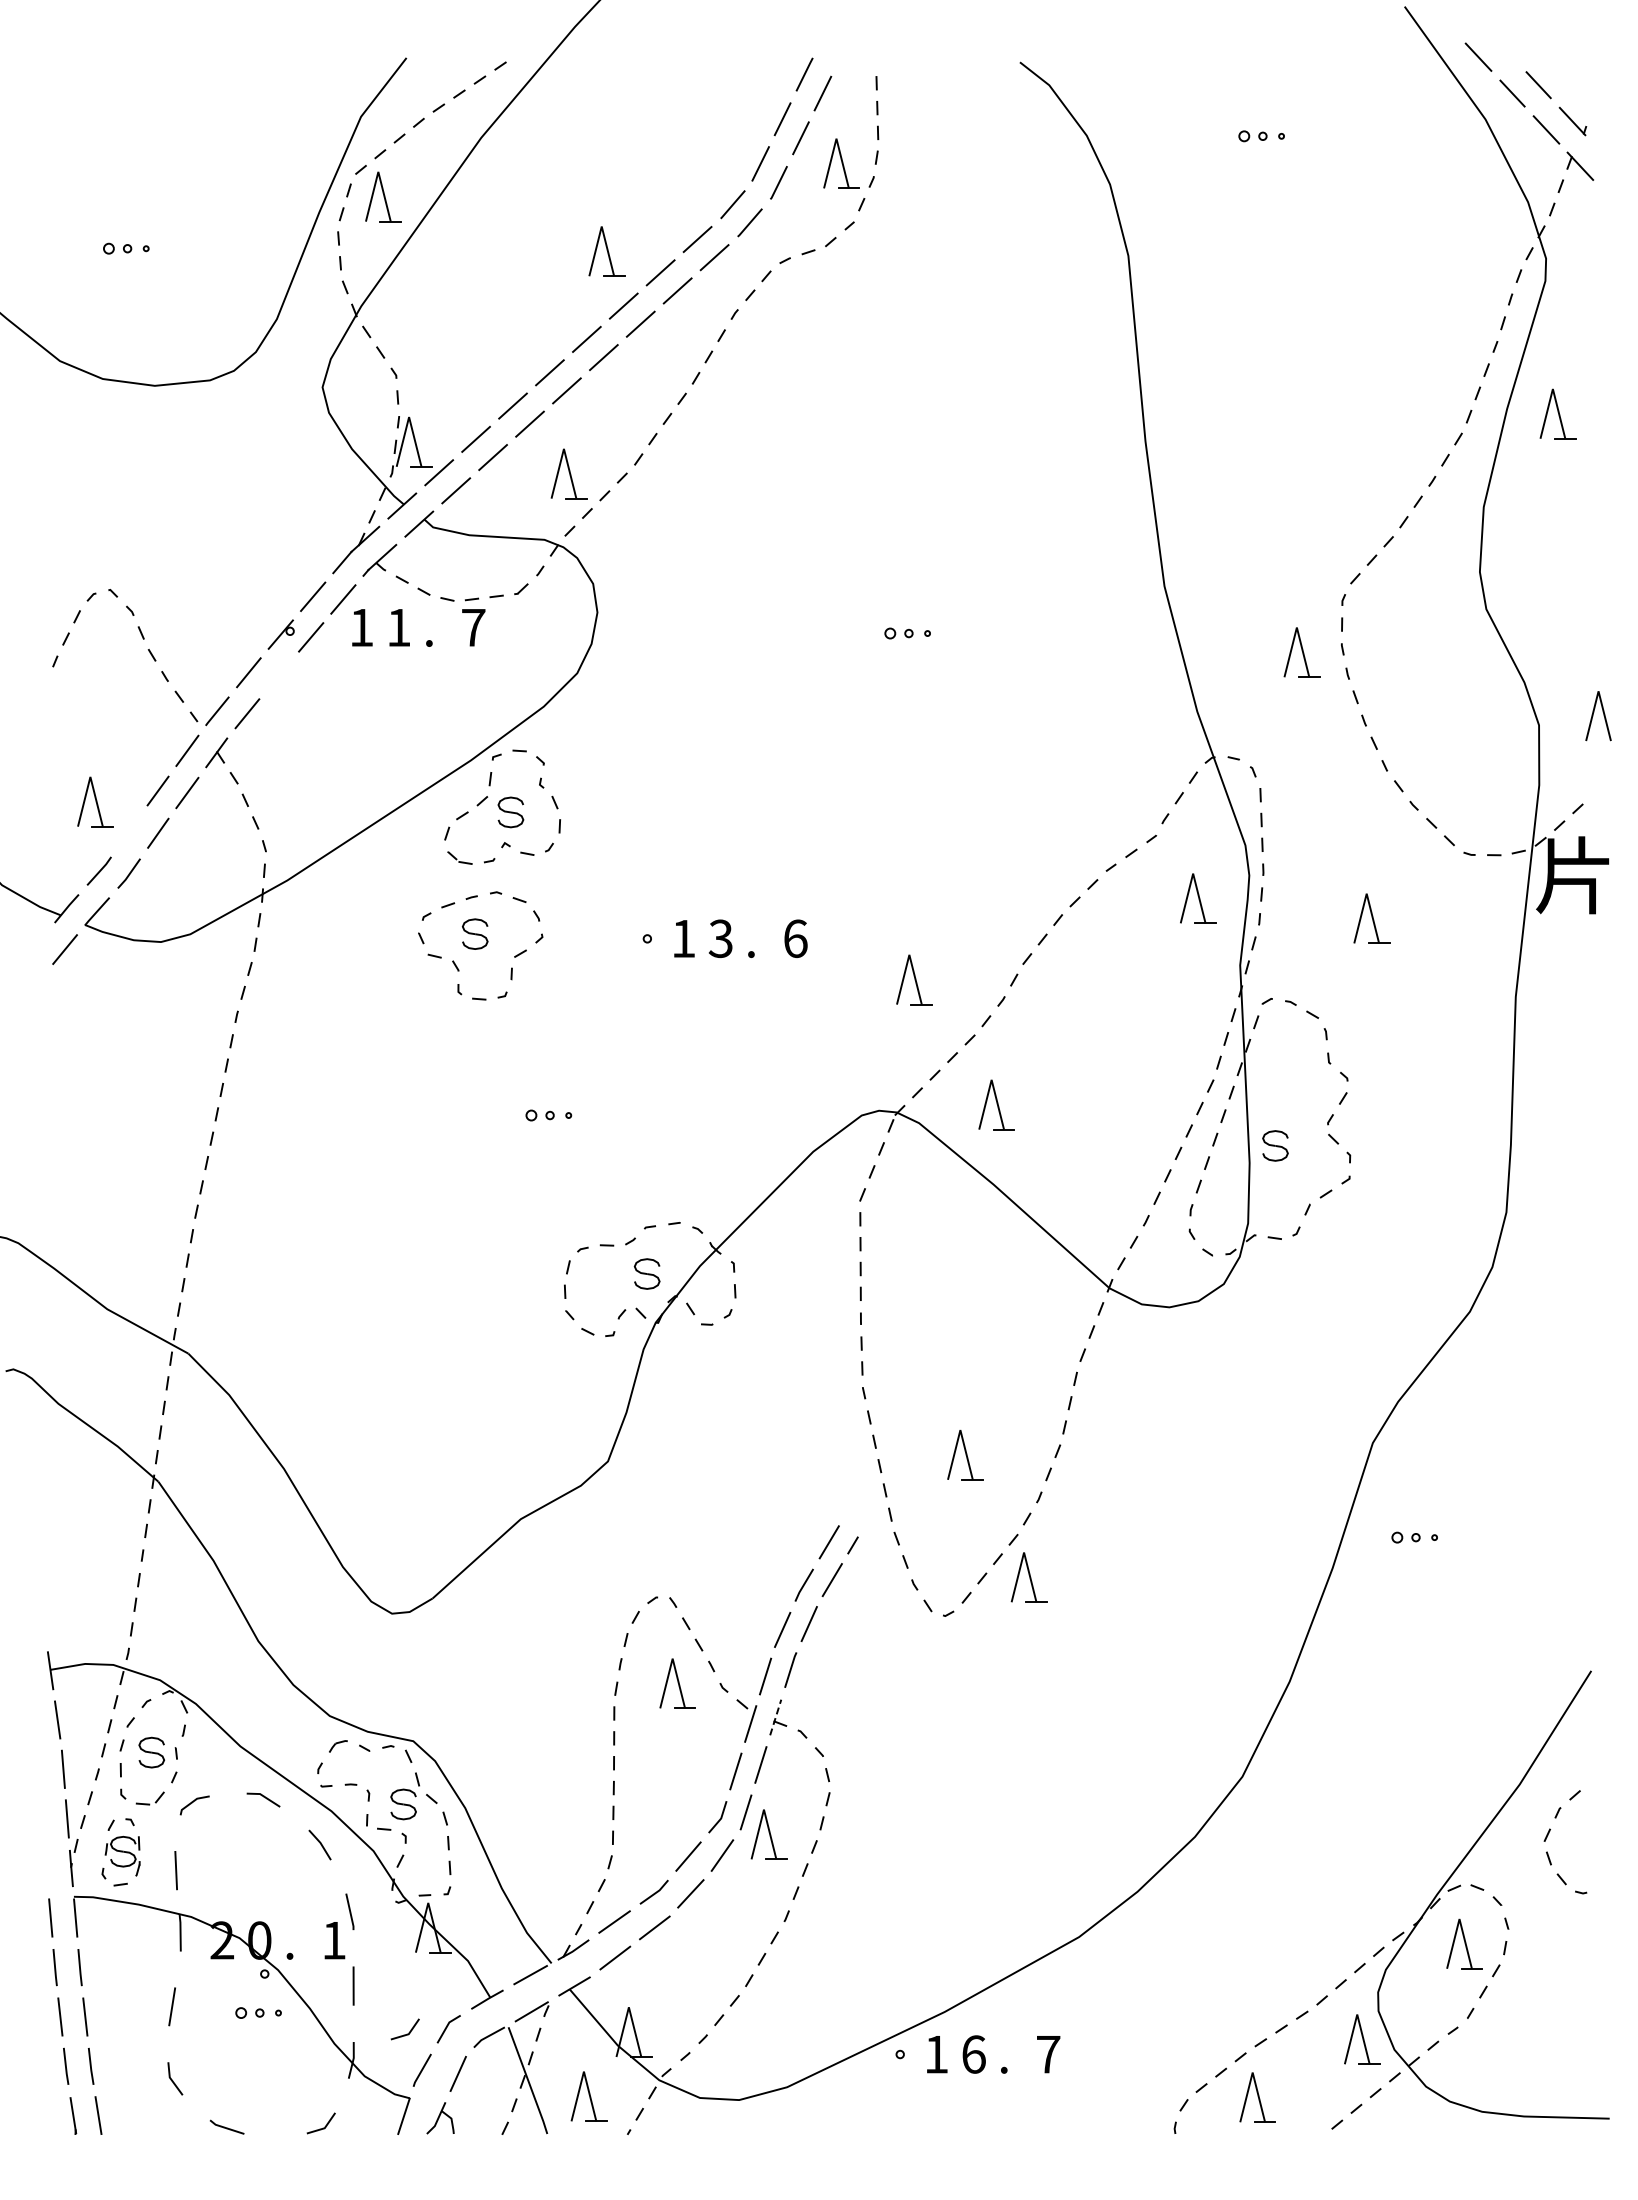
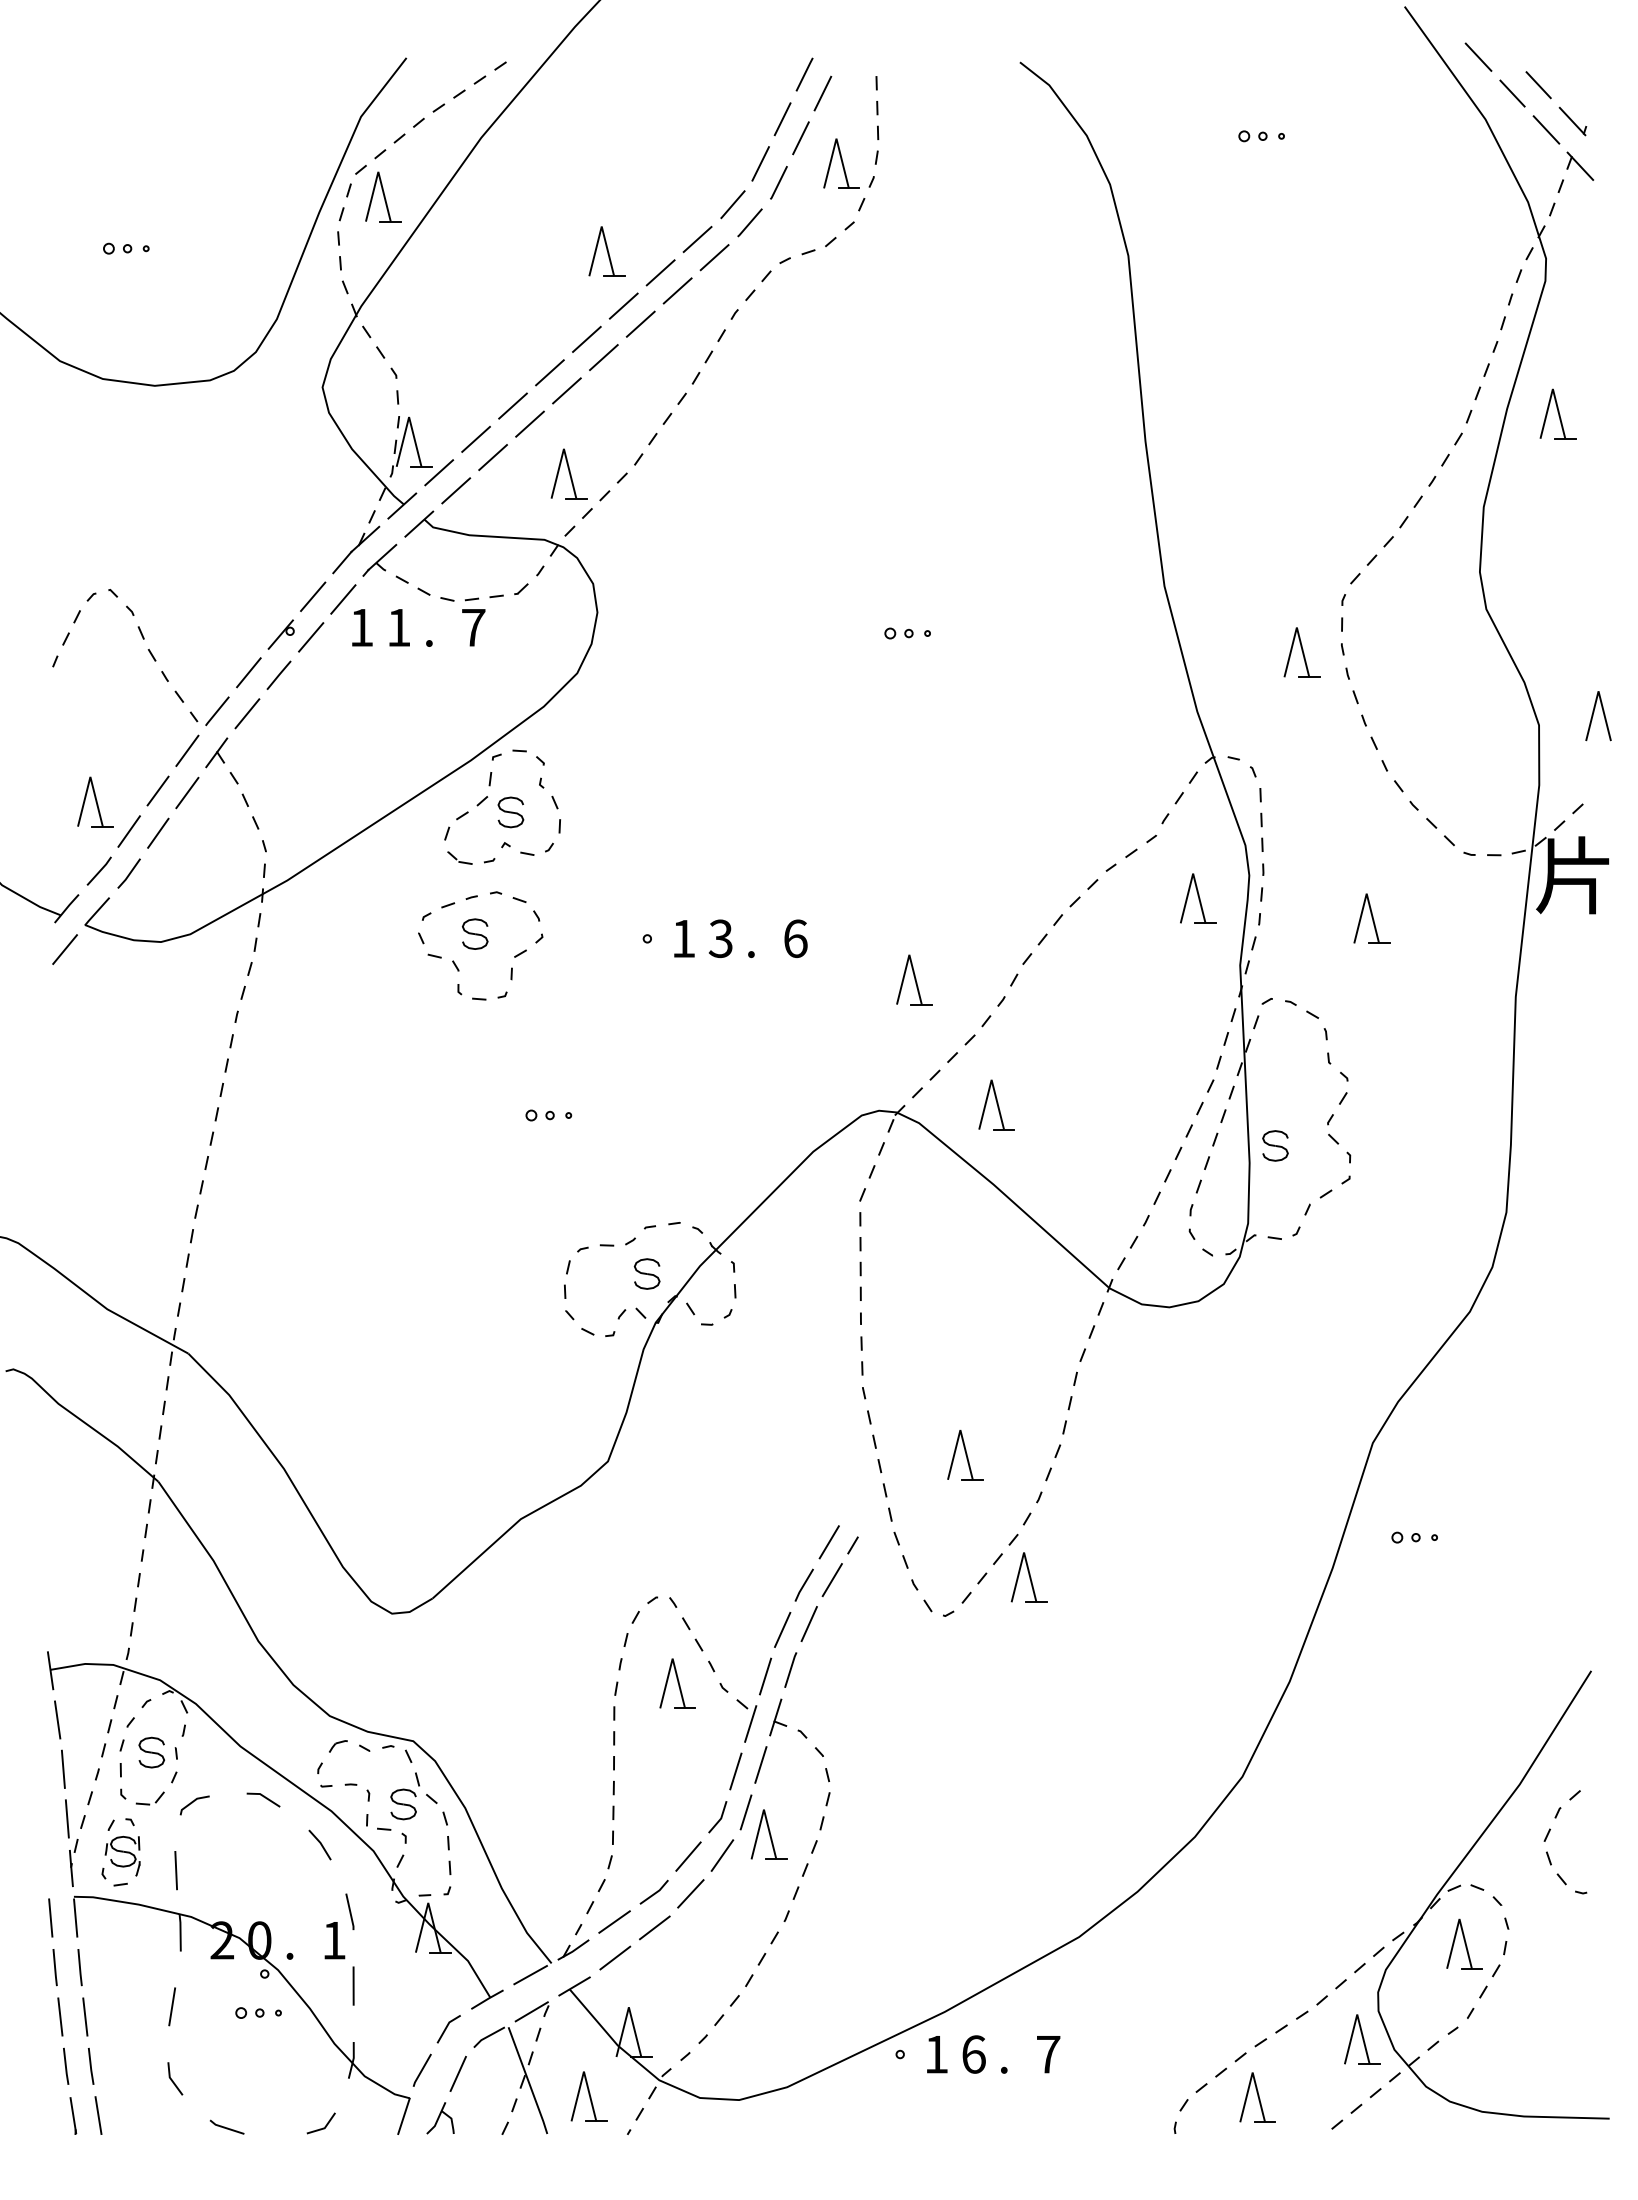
line: none -> present (278, 674)
line: none -> present (128, 831)
line: dashed -> solid (775, 1717)
line: present -> none (408, 2032)
